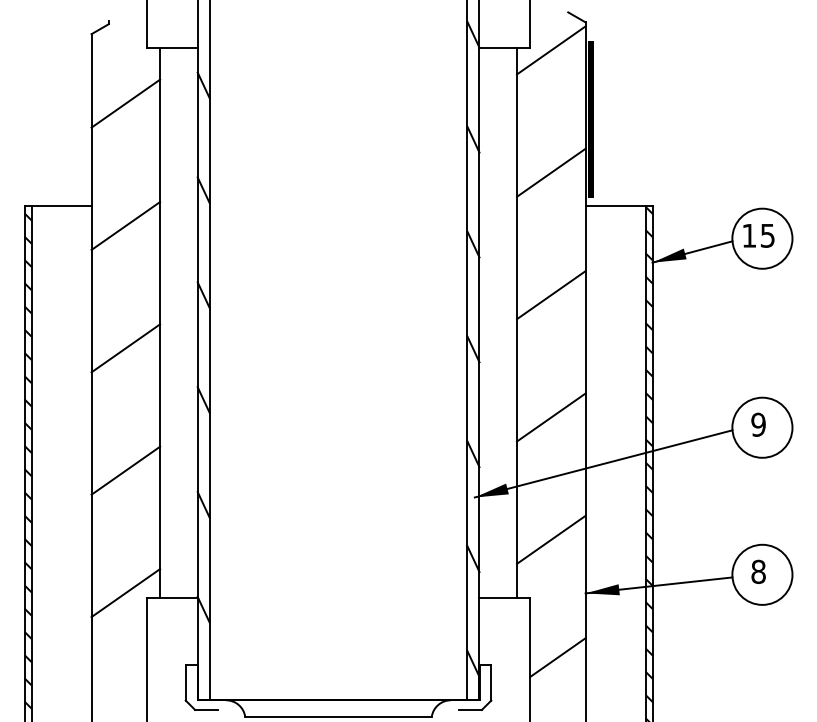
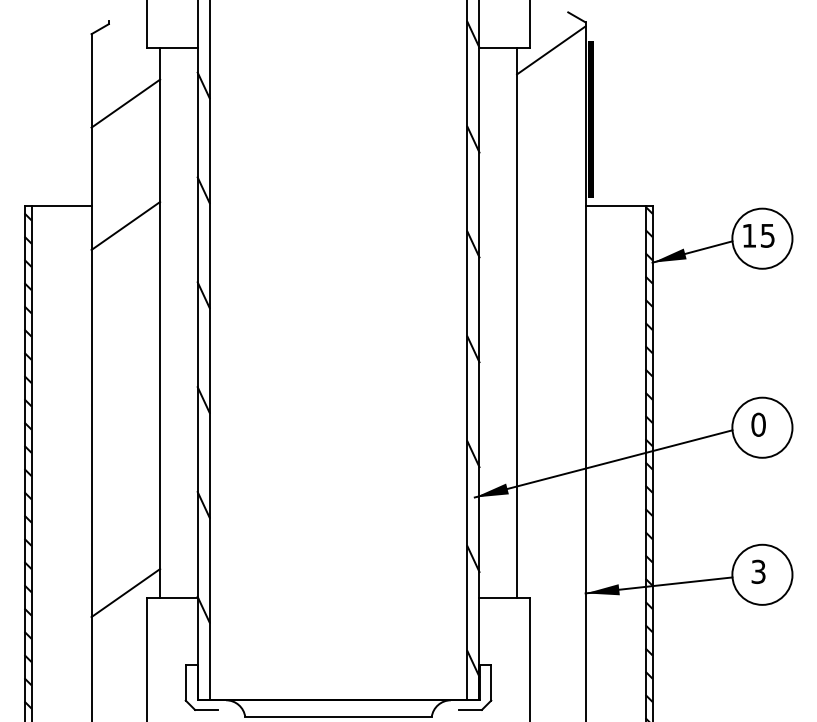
line: present -> none (551, 172)
line: present -> none (551, 295)
line: present -> none (125, 348)
line: present -> none (551, 417)
text: 9 -> 0 (758, 424)
line: present -> none (125, 470)
line: present -> none (551, 539)
text: 8 -> 3 (758, 571)
line: present -> none (557, 657)
